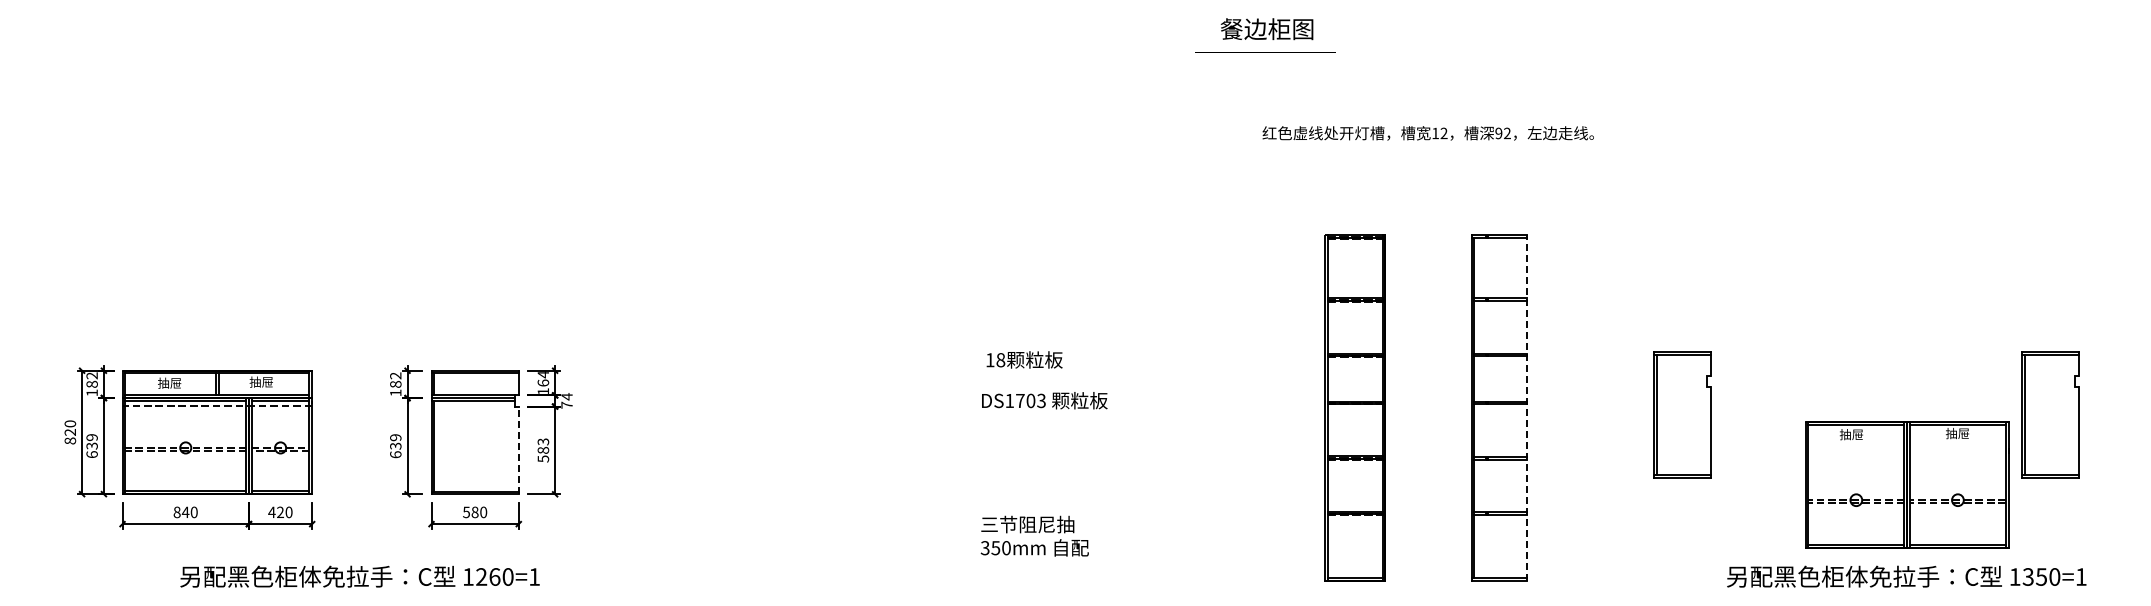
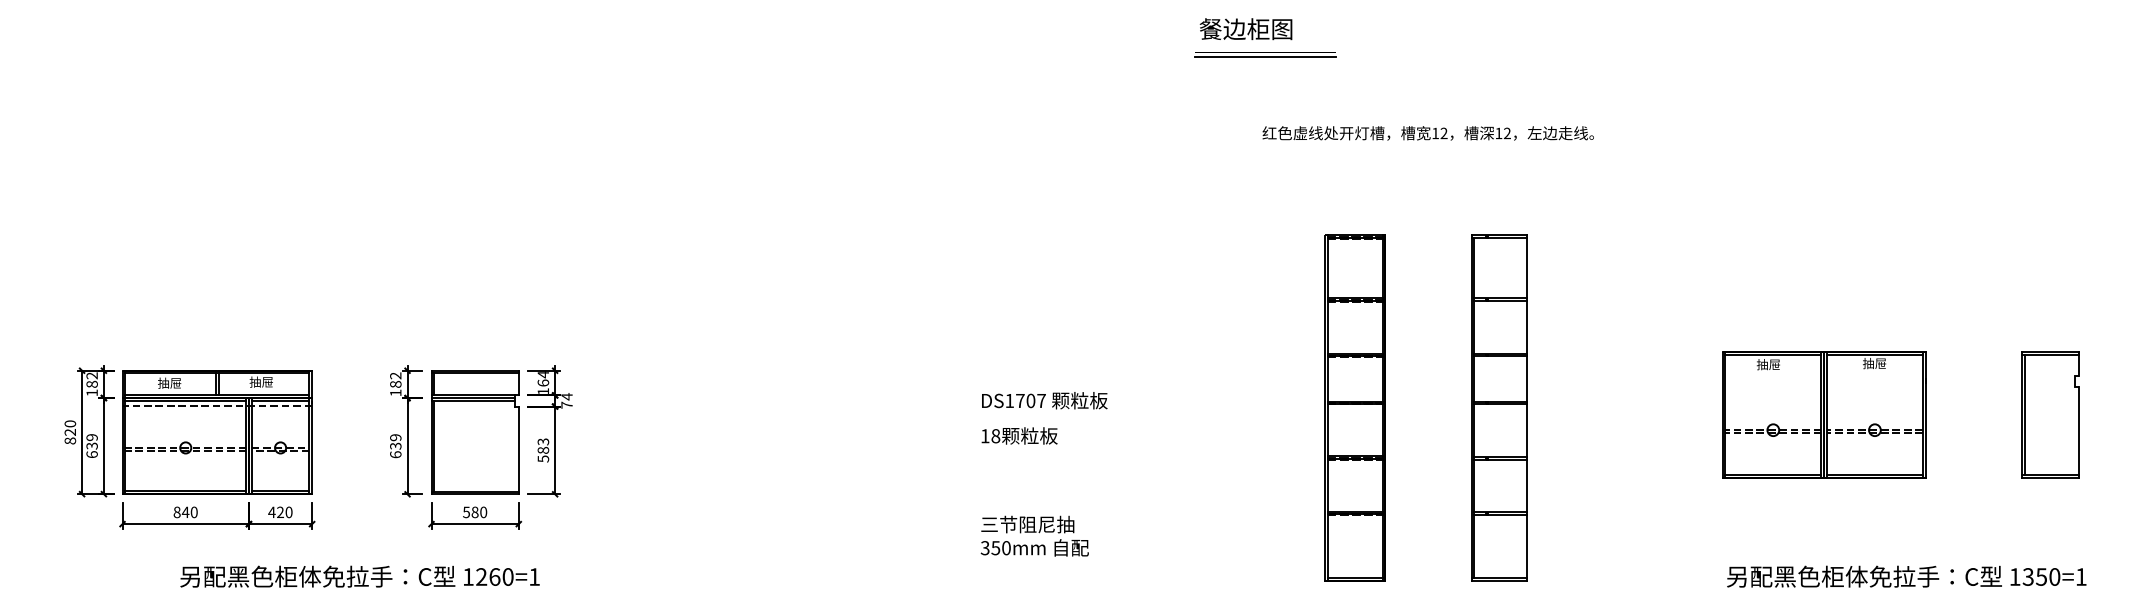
text position: (1266, 29) -> (1245, 29) (1245, 29)
line: none -> present (1265, 57)
text: 92 -> 12 (1498, 133)
text position: (1024, 359) -> (1019, 435) (1019, 435)
text: DS1703 -> DS1707 (1041, 400)
line: dashed -> solid (1527, 408)
part: present -> none (1682, 414)
line: dashed -> solid (518, 450)
part position: (1907, 484) -> (1824, 414) (1824, 414)
